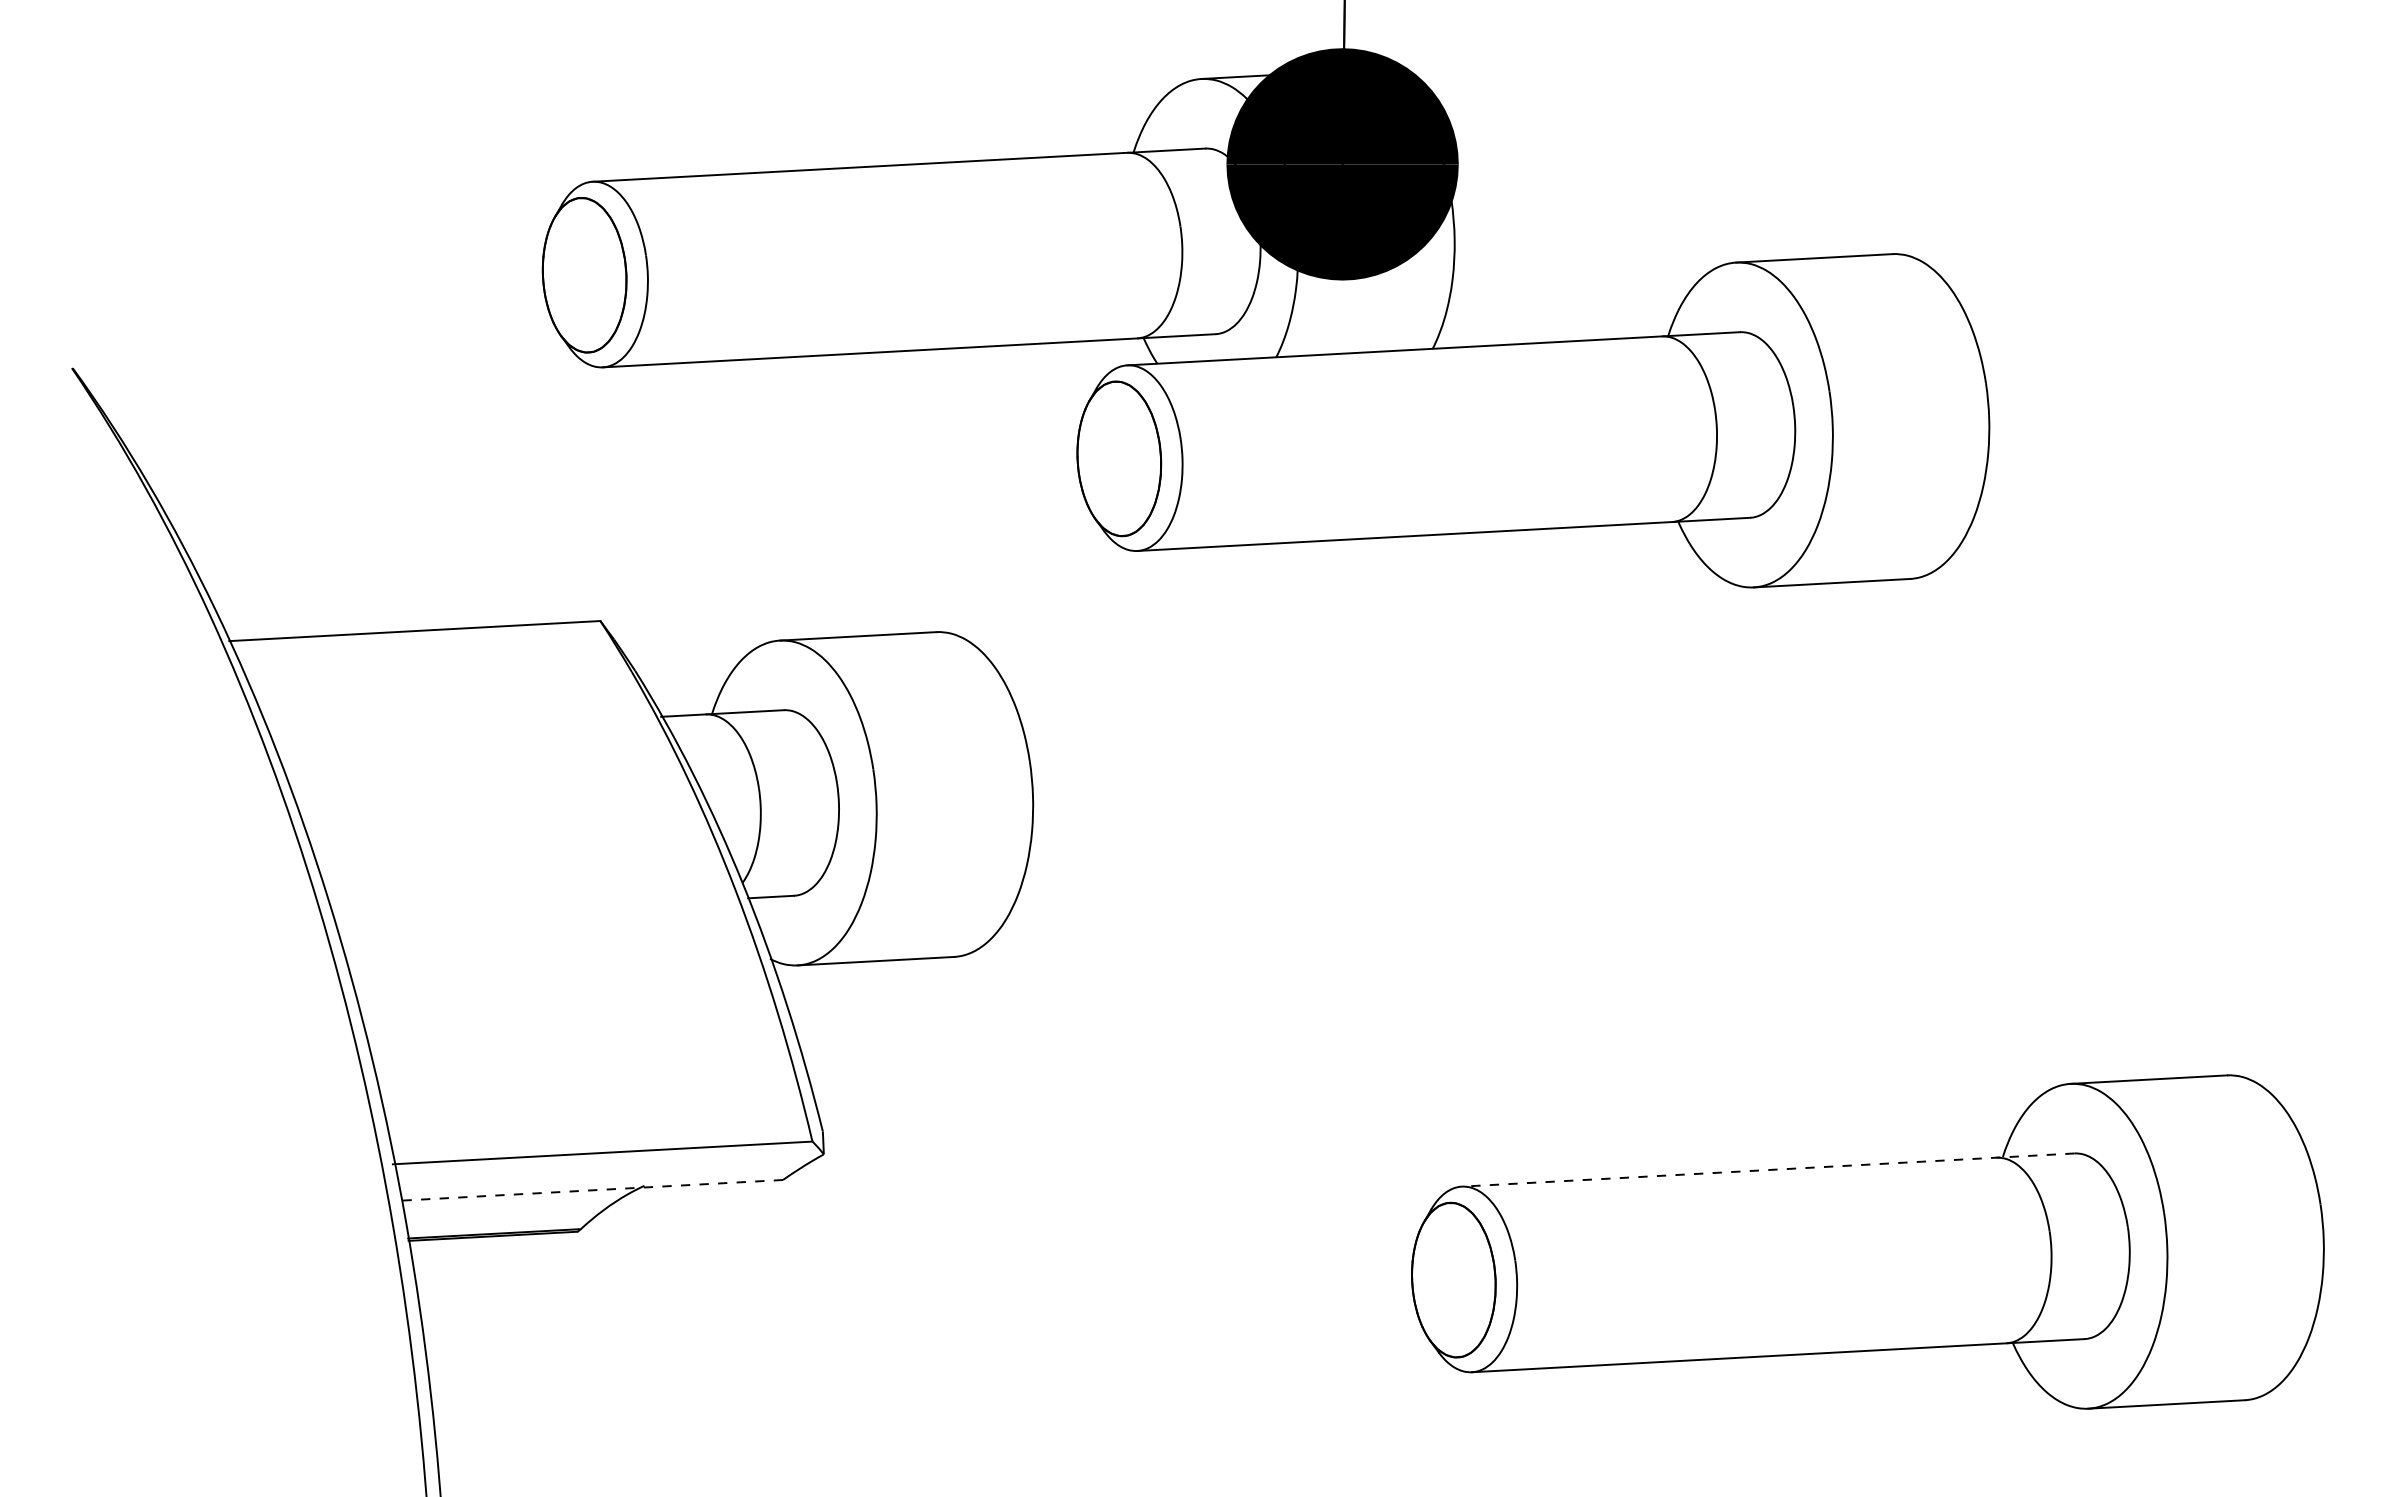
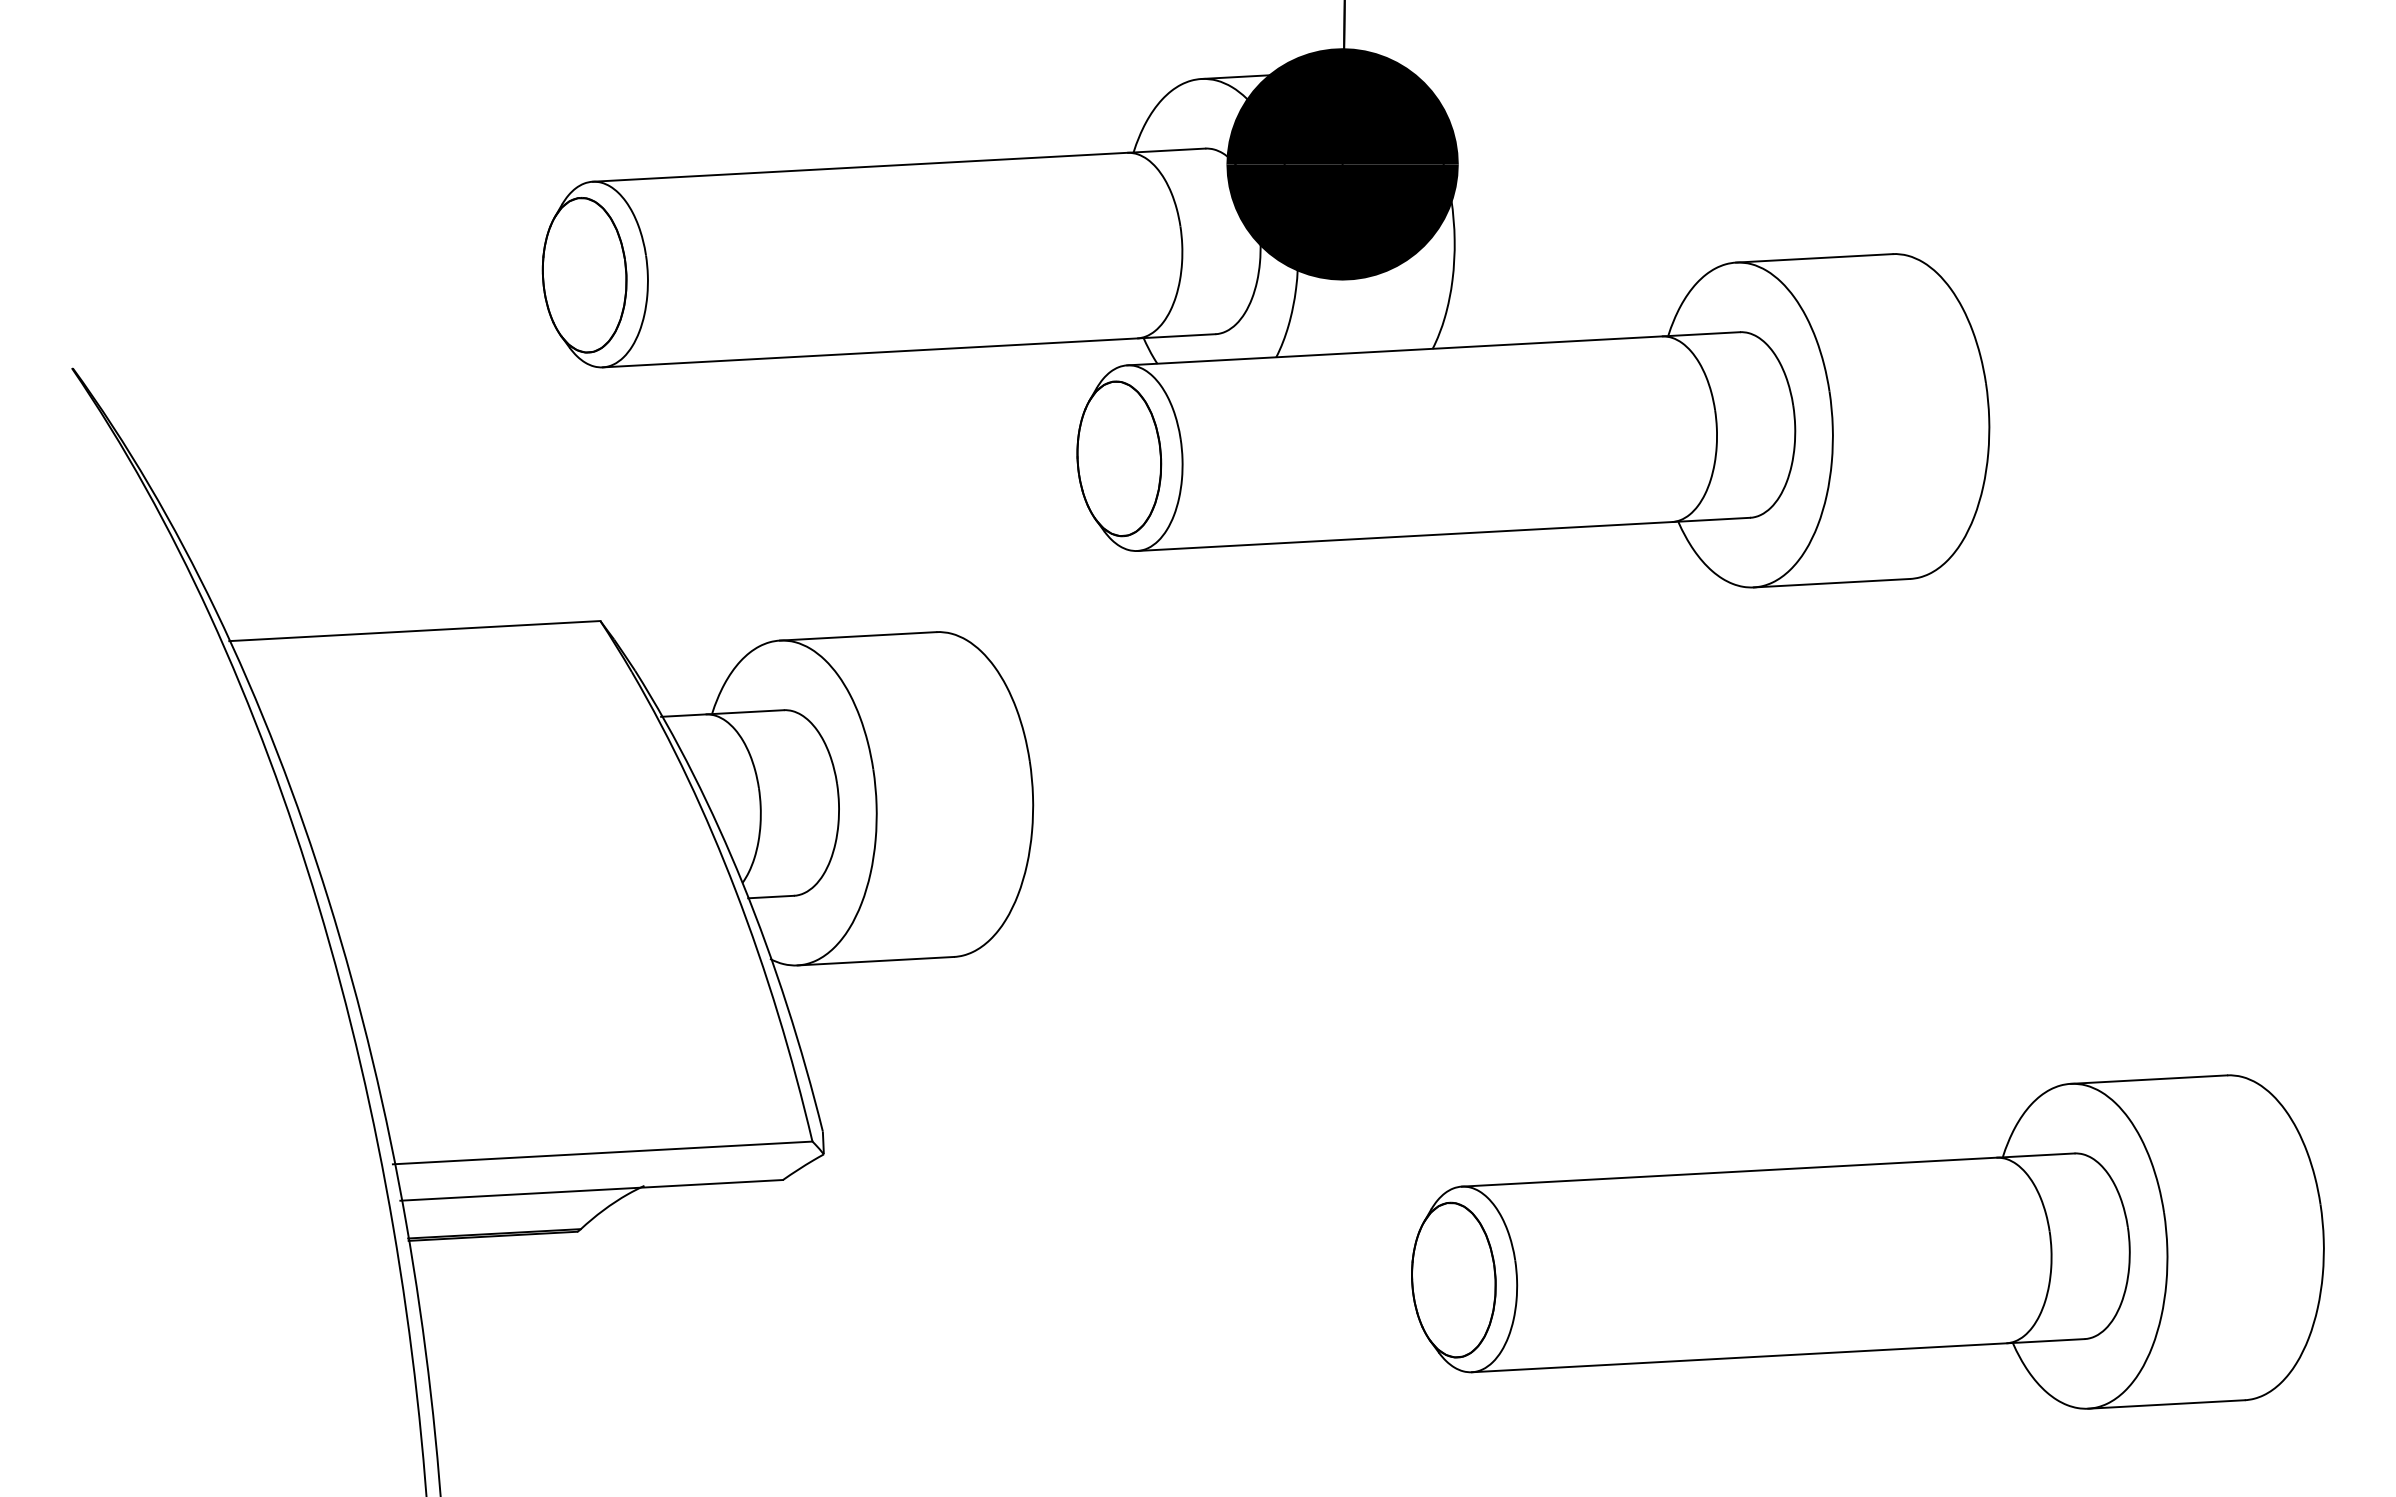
line: dashed -> solid (1768, 1170)
line: dashed -> solid (591, 1190)
